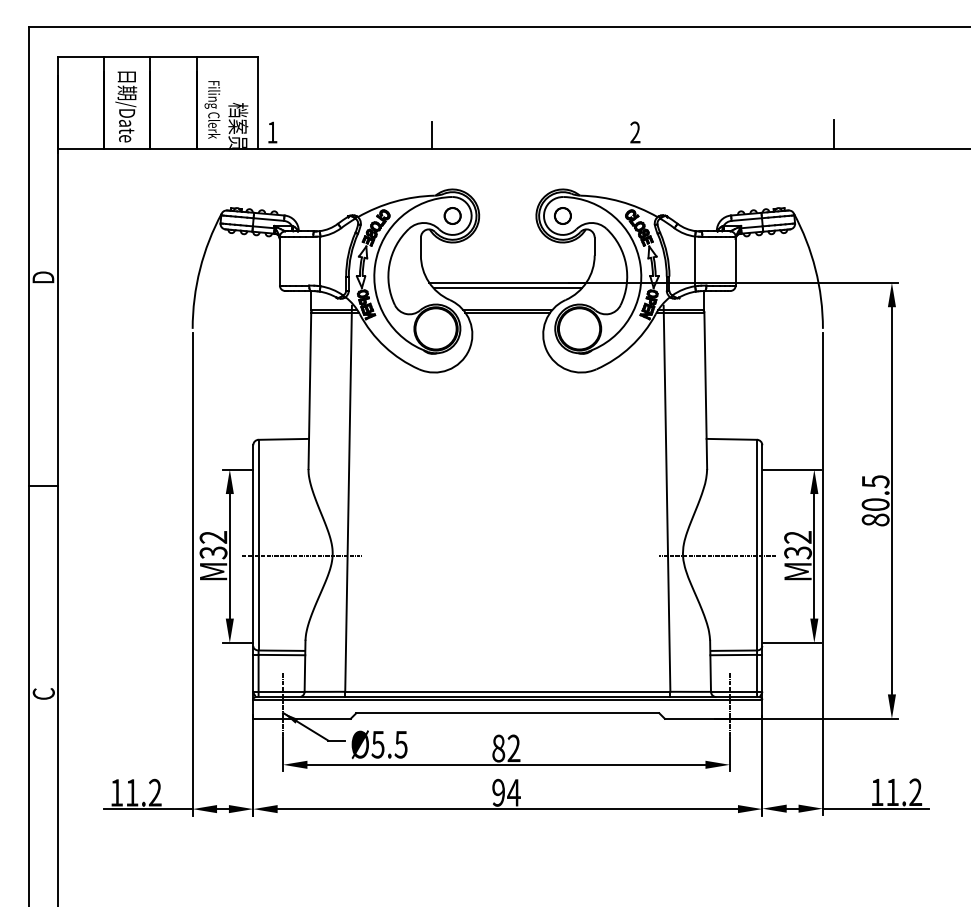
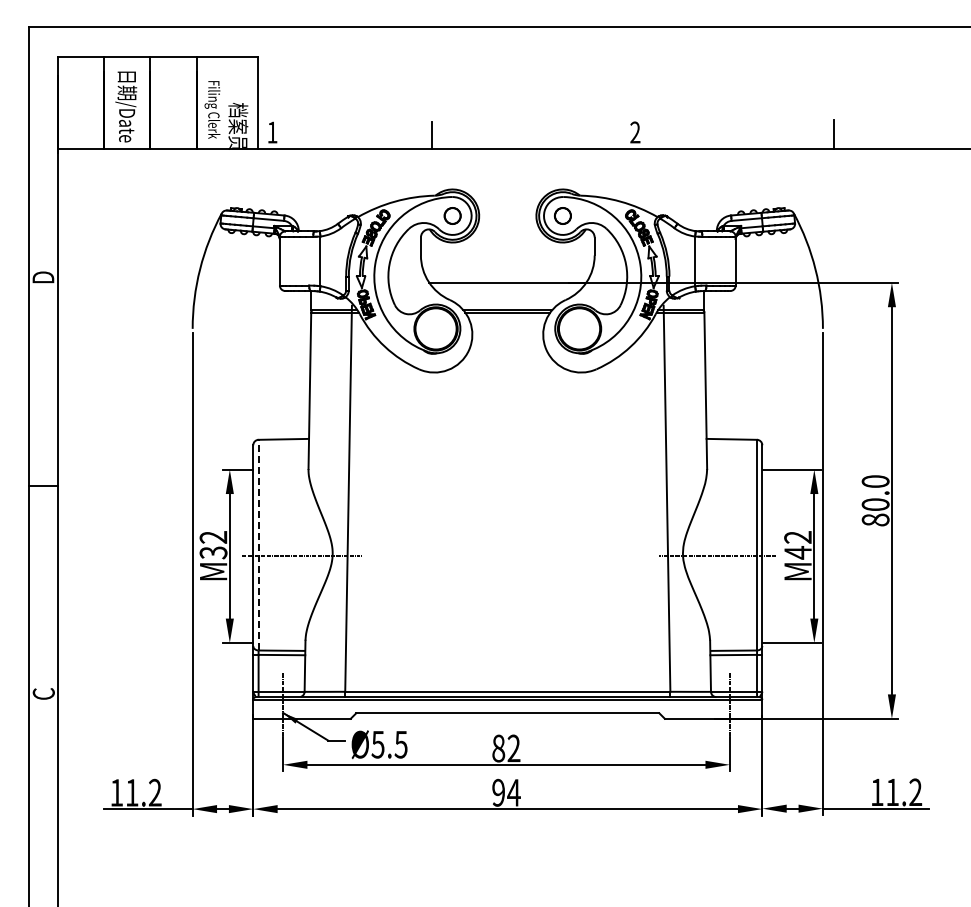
line: present -> none (507, 288)
text: 80.5 -> 80.0 (875, 481)
line: solid -> dashed (258, 544)
text: M32 -> M42 (797, 552)
